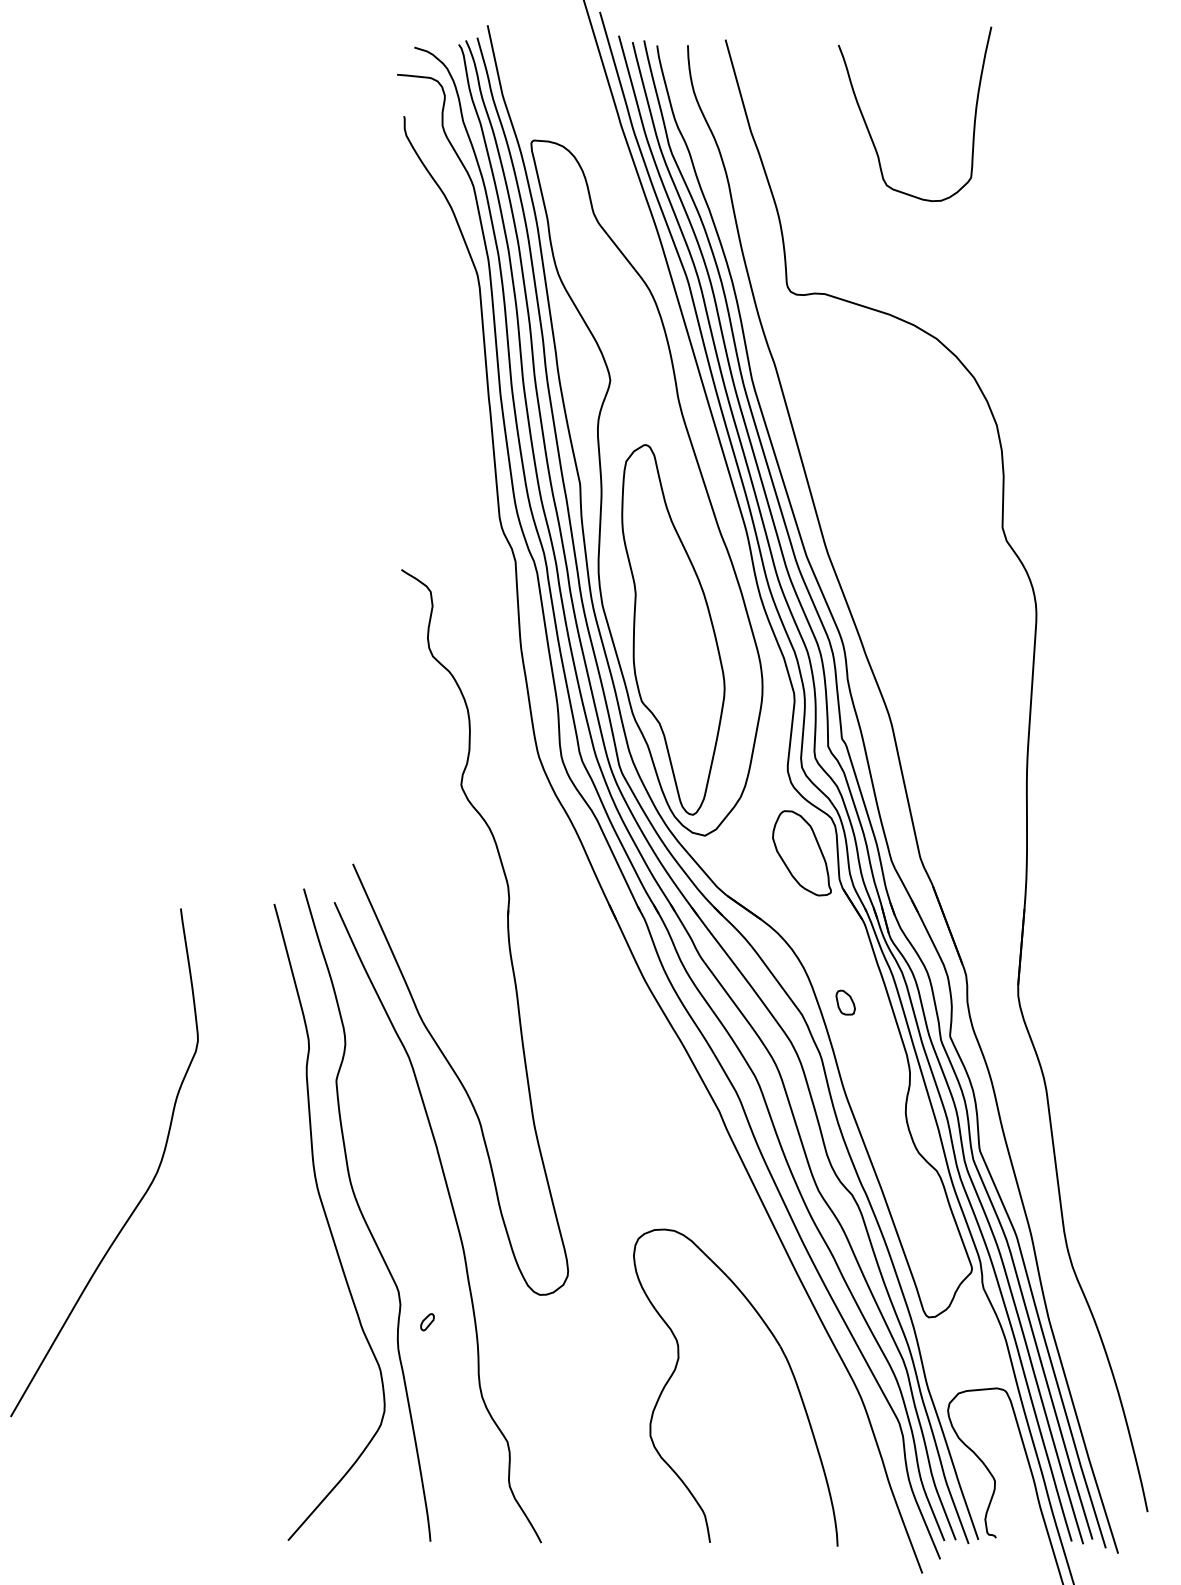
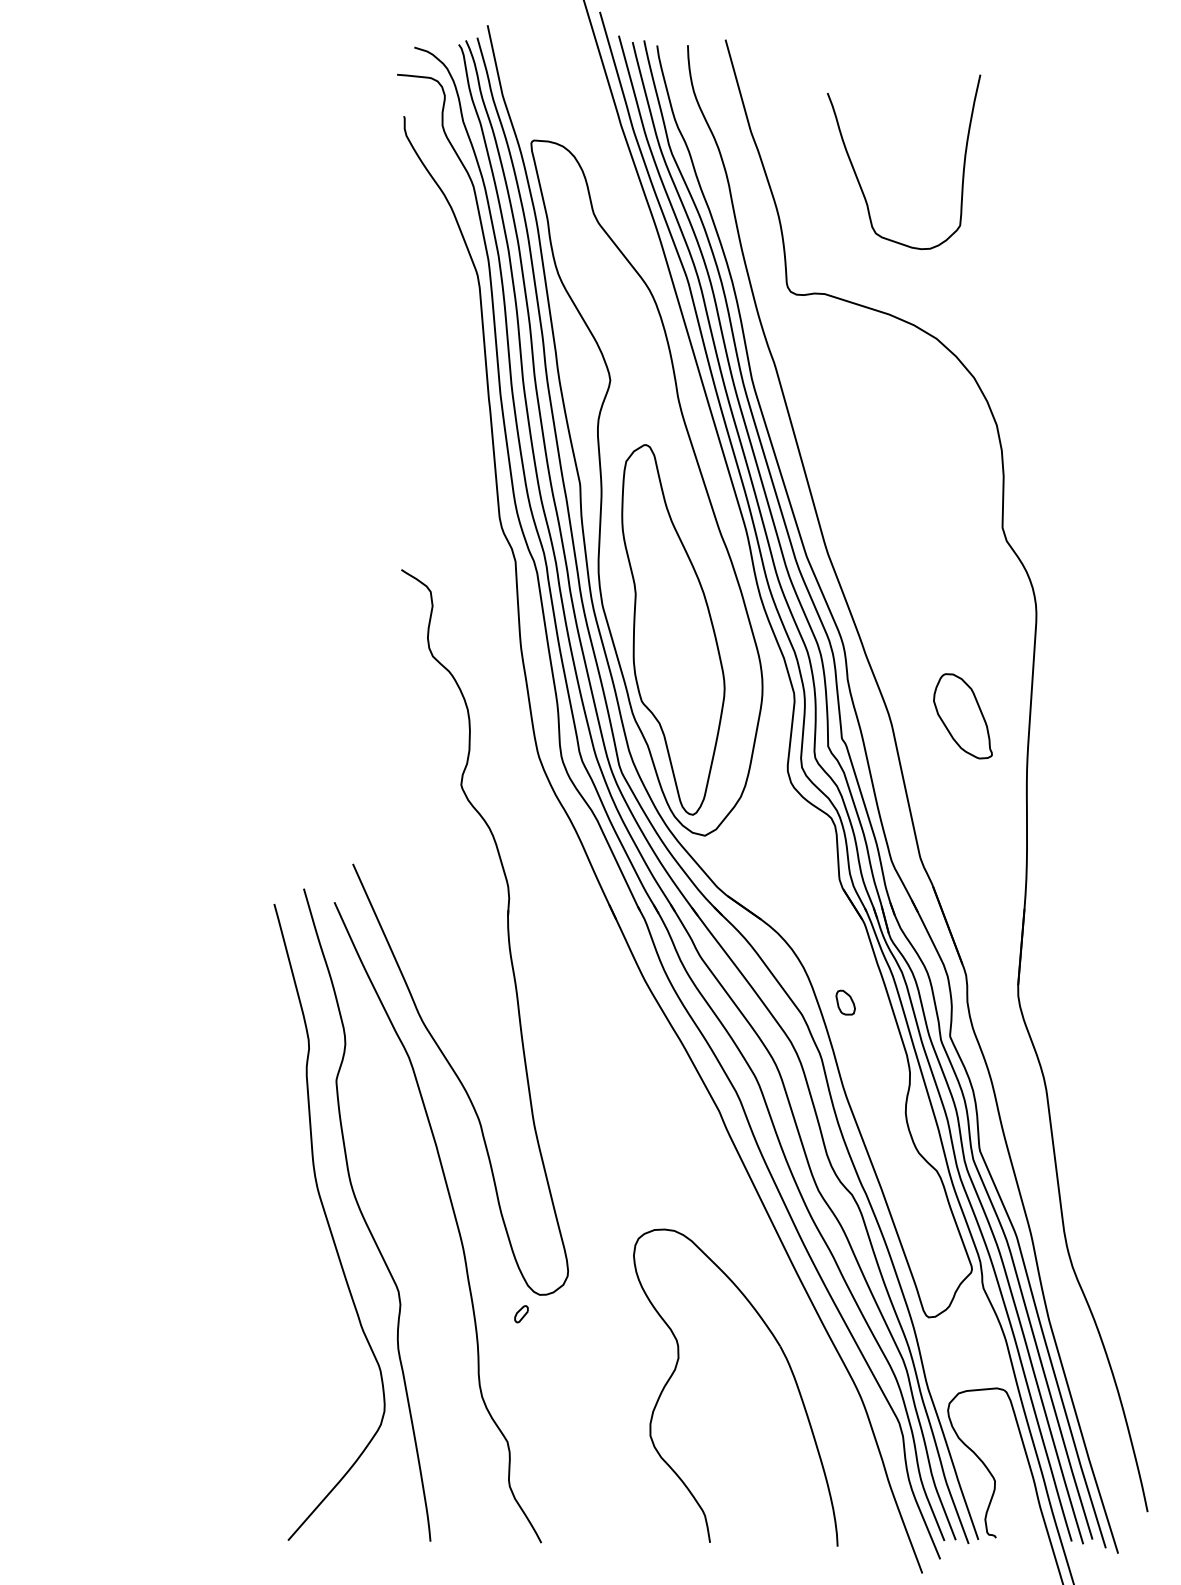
curve position: (869, 130) -> (858, 178) (858, 178)
part position: (801, 853) -> (962, 716) (962, 716)
curve: present -> none (146, 1189)
part position: (427, 1322) -> (521, 1314) (521, 1314)
